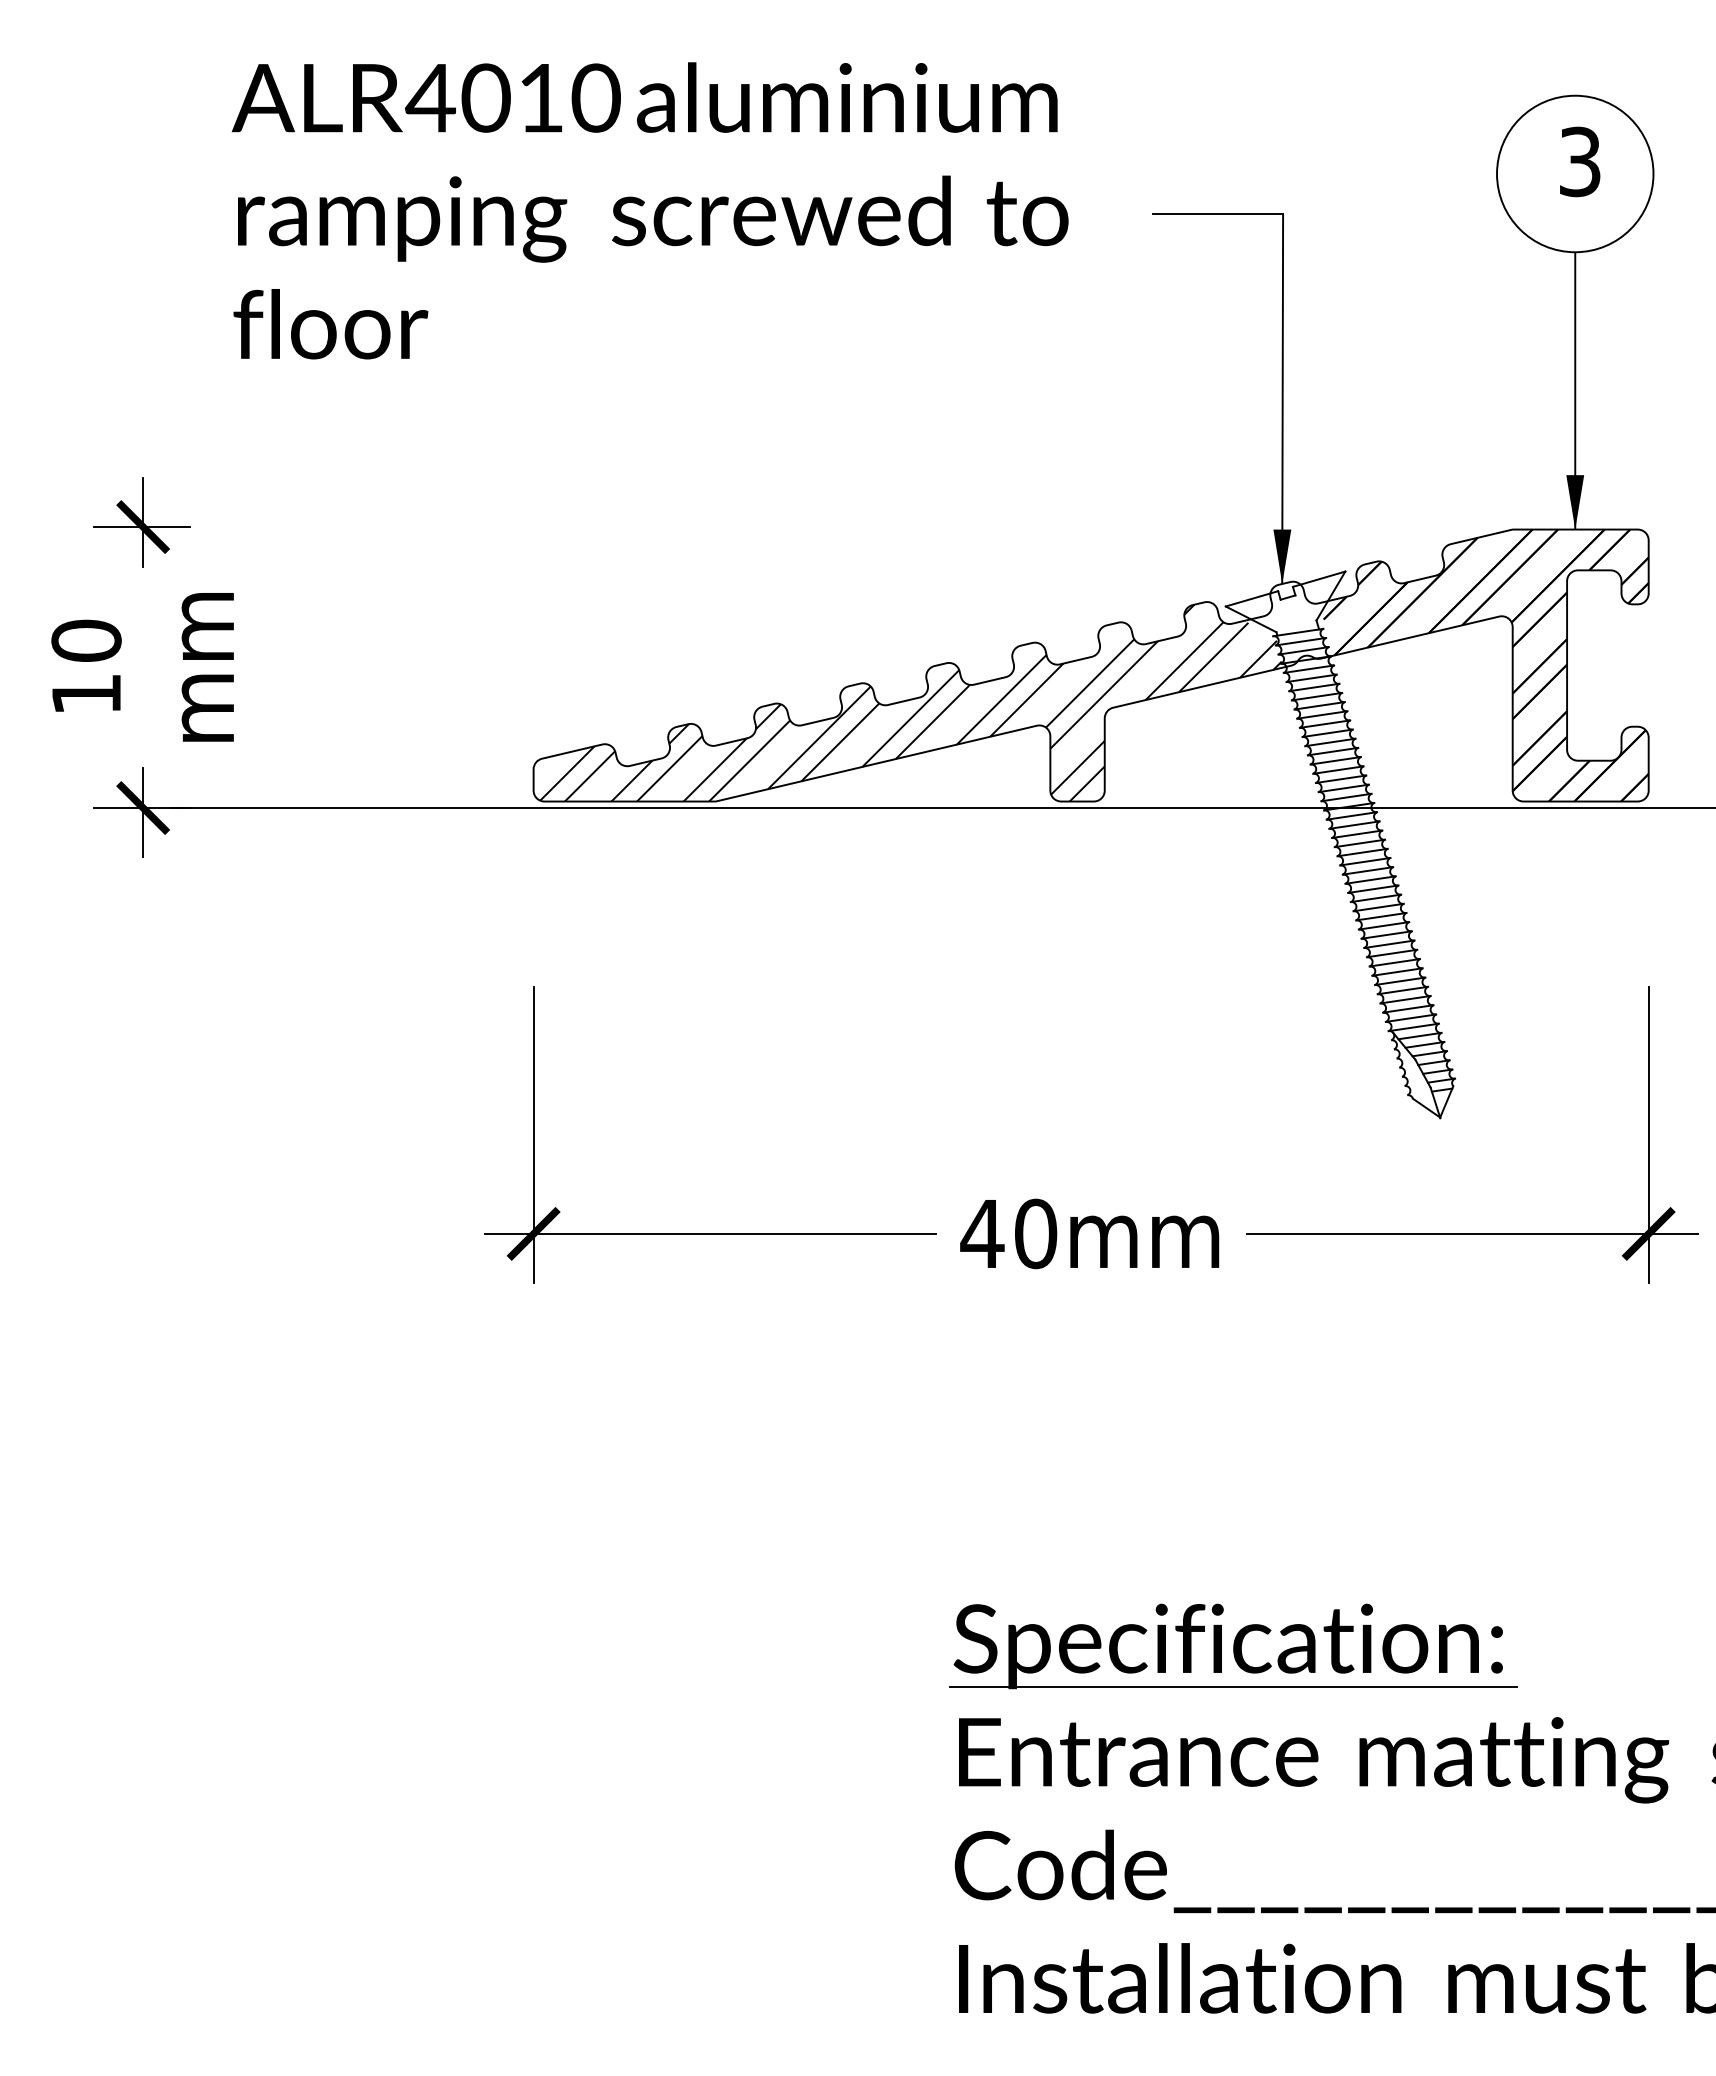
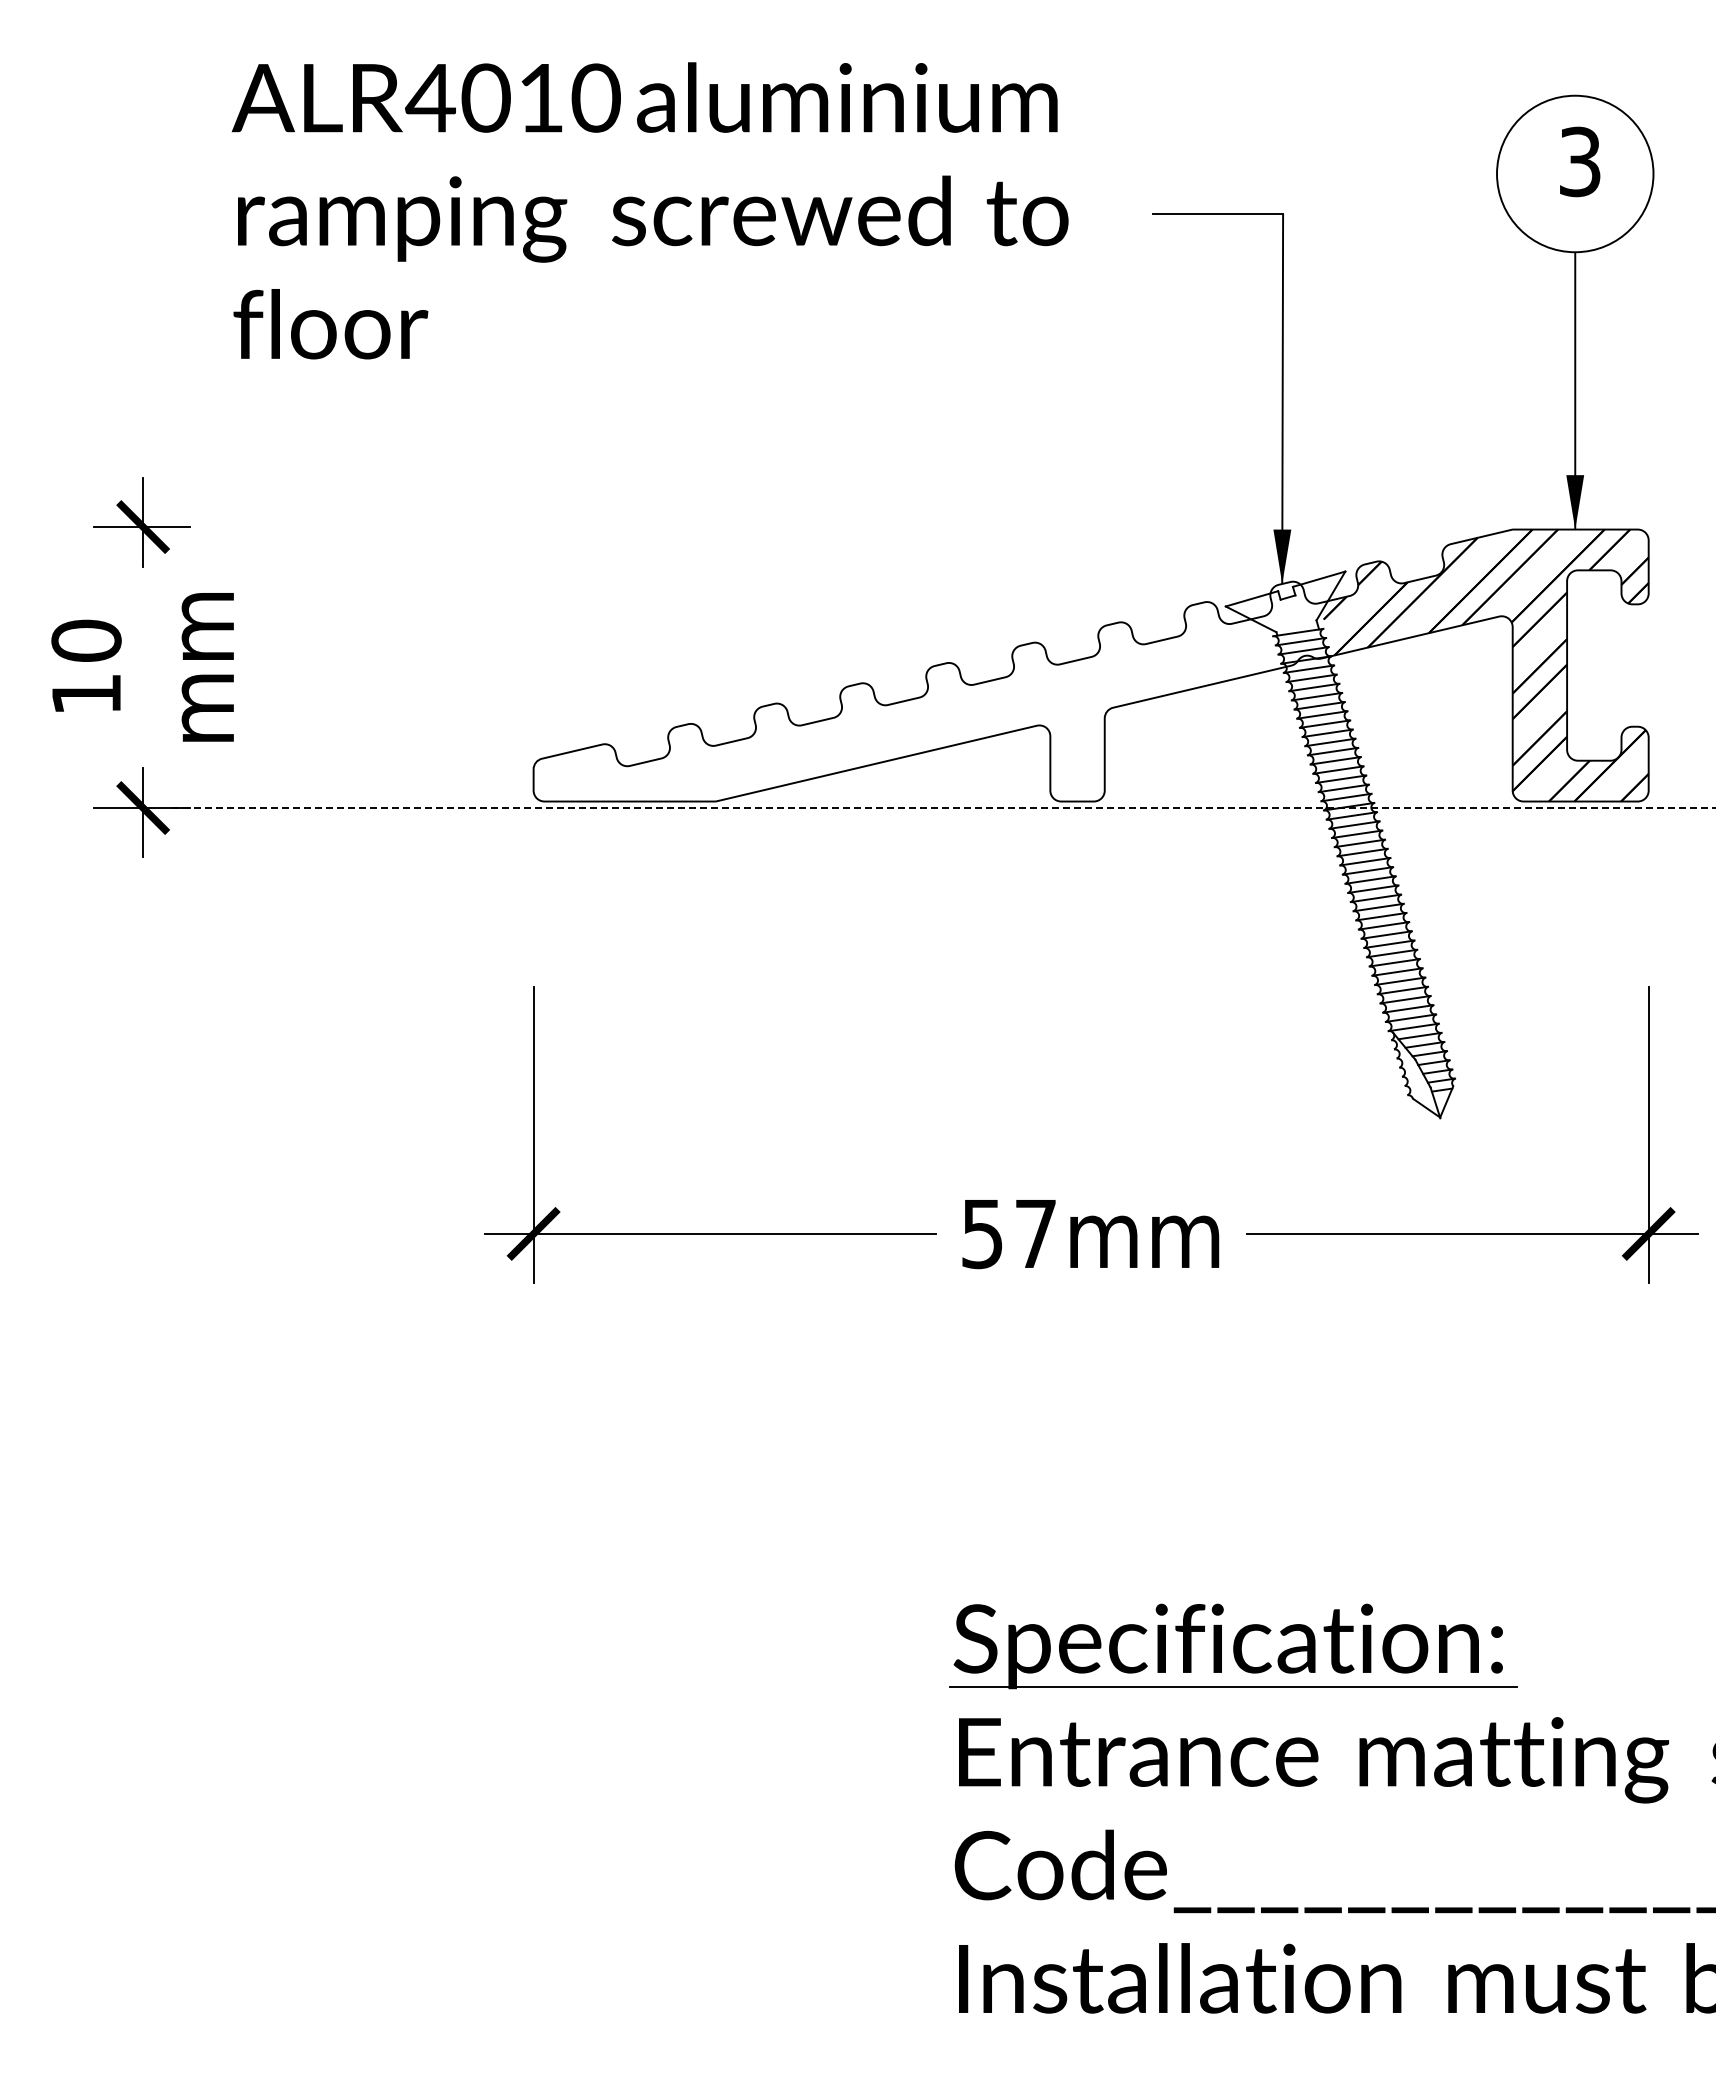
hatch: present -> none (910, 702)
line: solid -> dashed (942, 808)
text: 40mm -> 57mm (1008, 1233)
